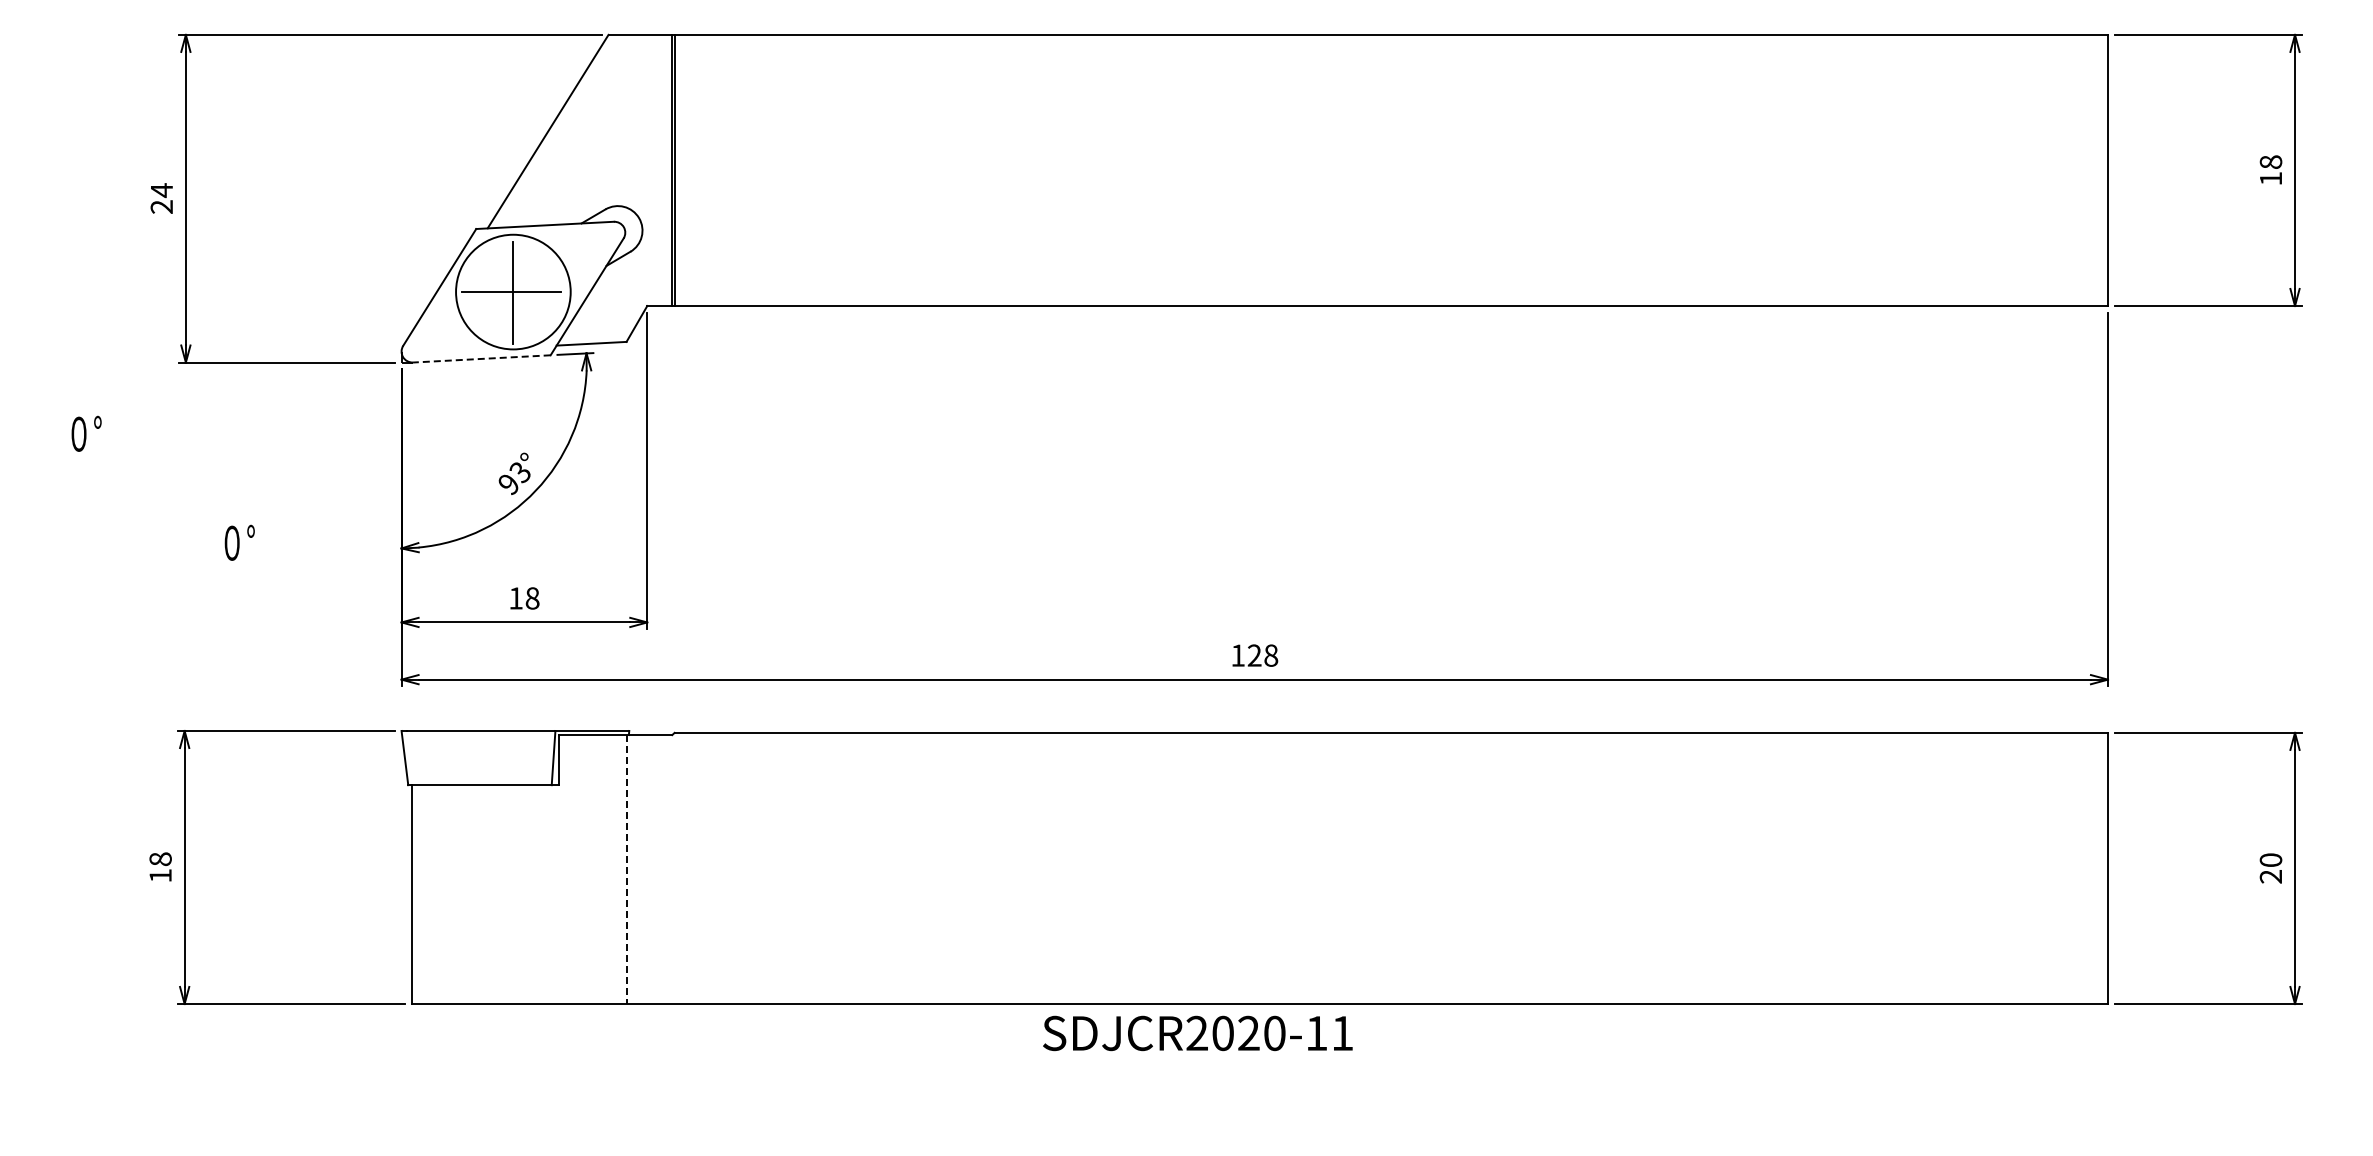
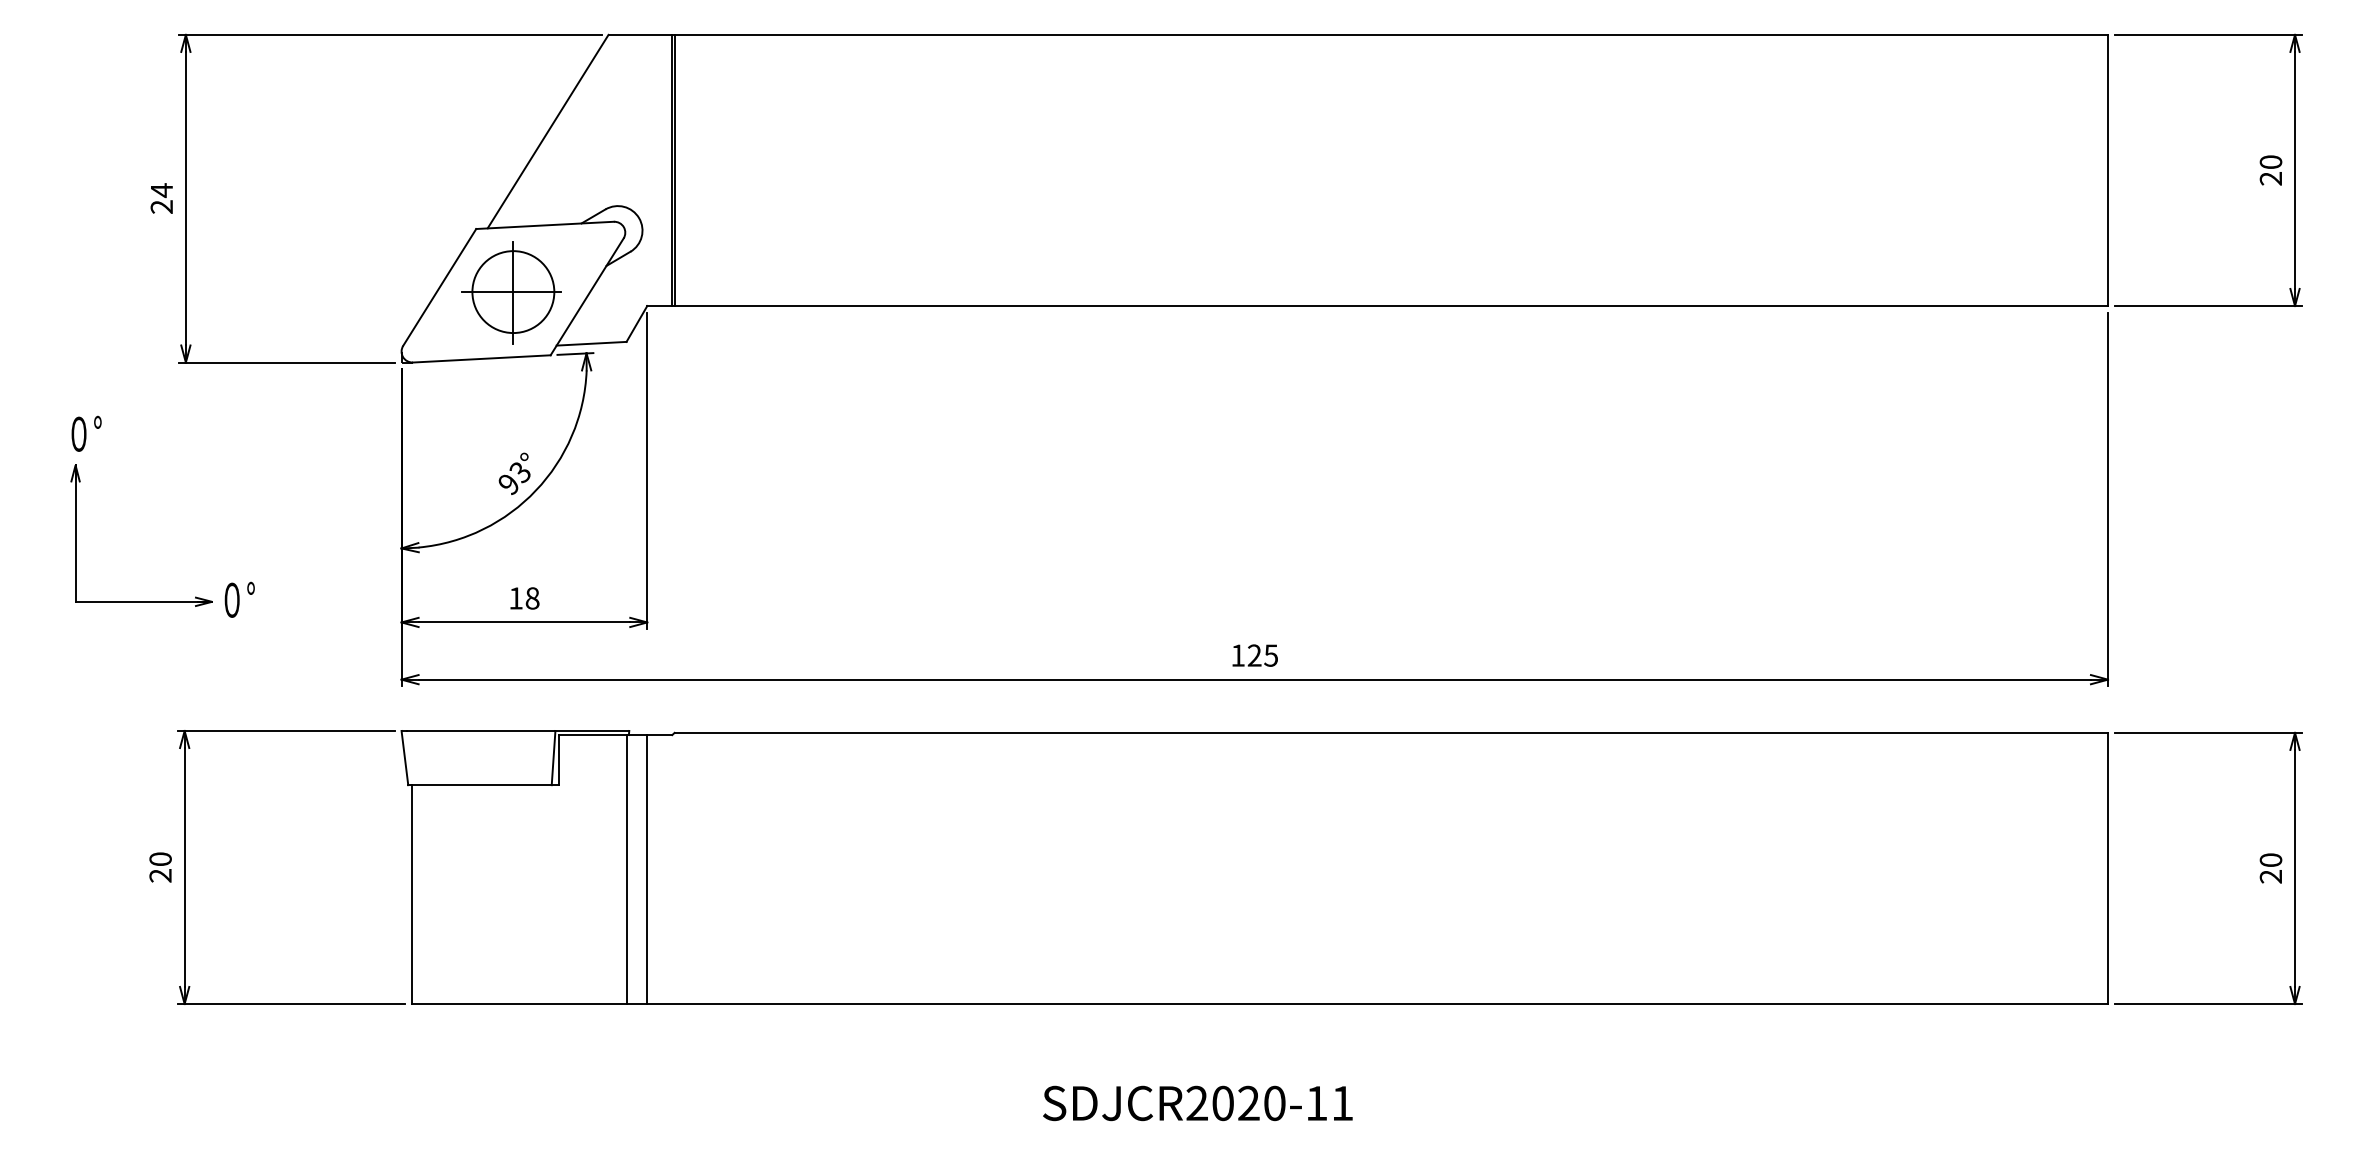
text: 18 -> 20 (2270, 170)
circle diameter: 115 px -> 82 px (513, 292)
line: dashed -> solid (481, 358)
part: none -> present (76, 535)
text position: (239, 542) -> (239, 599) (239, 599)
text: 128 -> 125 (1271, 655)
text: 18 -> 20 (160, 867)
line: none -> present (647, 869)
line: dashed -> solid (626, 870)
text position: (1197, 1033) -> (1197, 1103) (1197, 1103)
